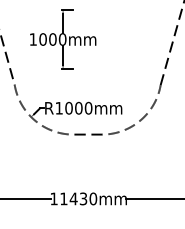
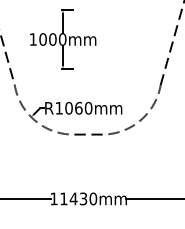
text: R1000mm -> R1060mm (78, 107)
